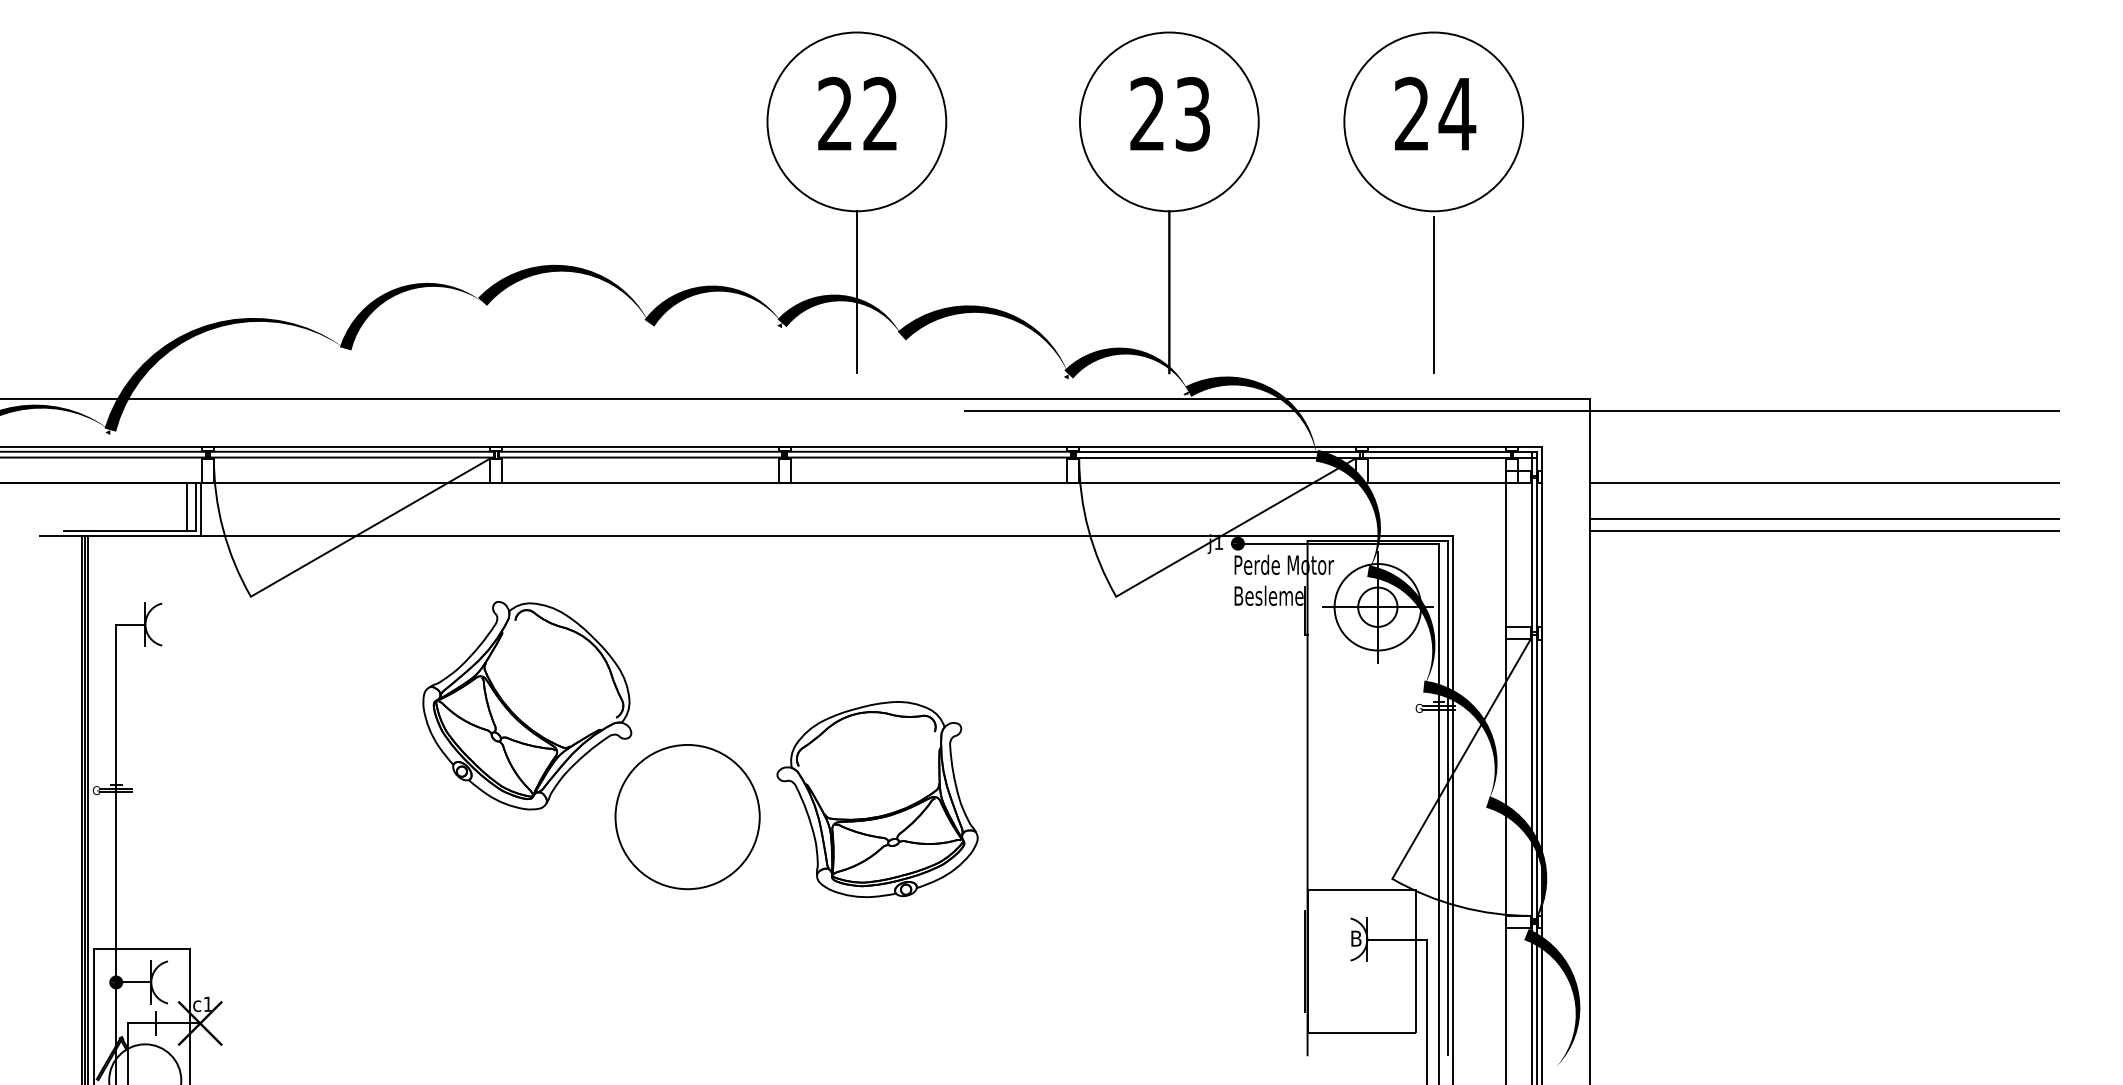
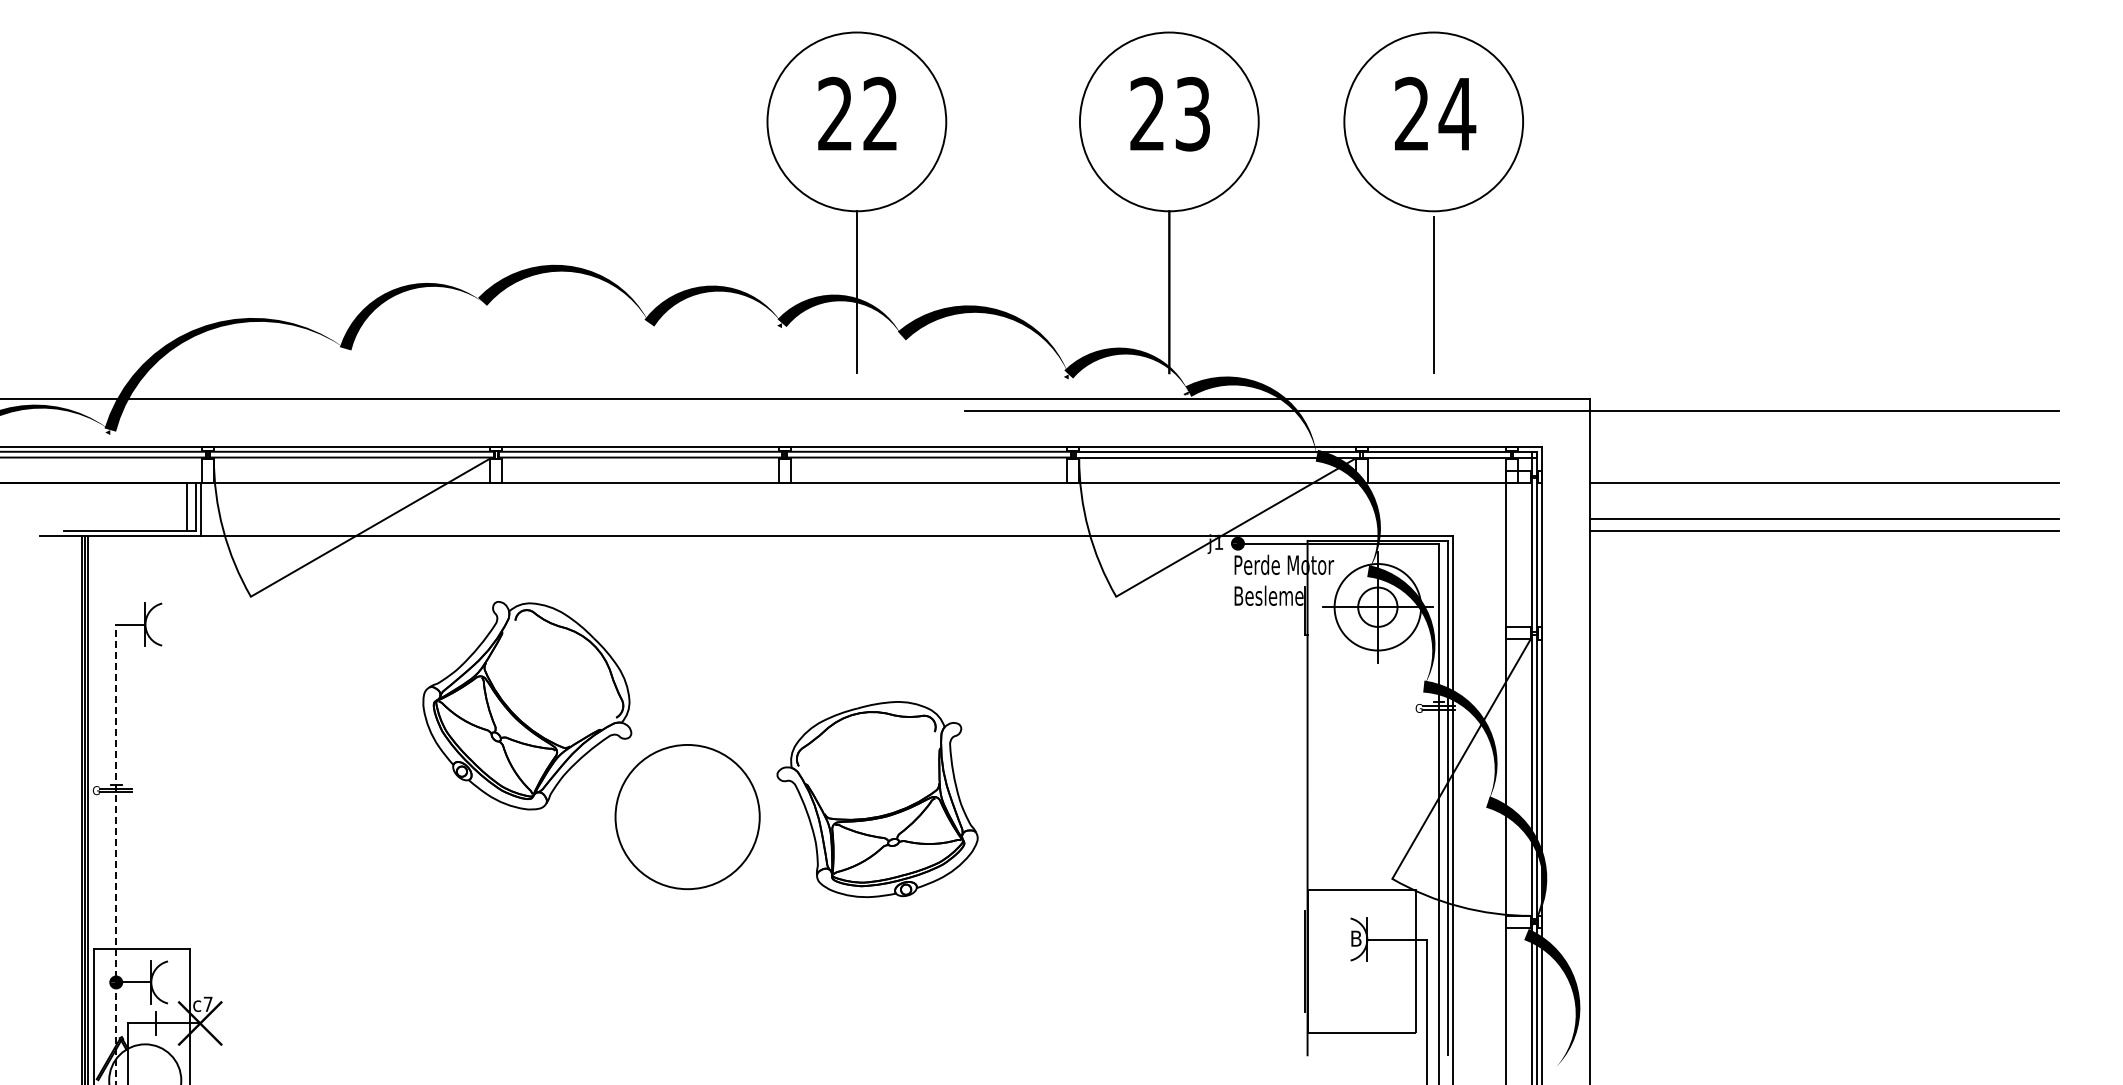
line: solid -> dashed (116, 854)
text: c1 -> c7 (207, 1003)
